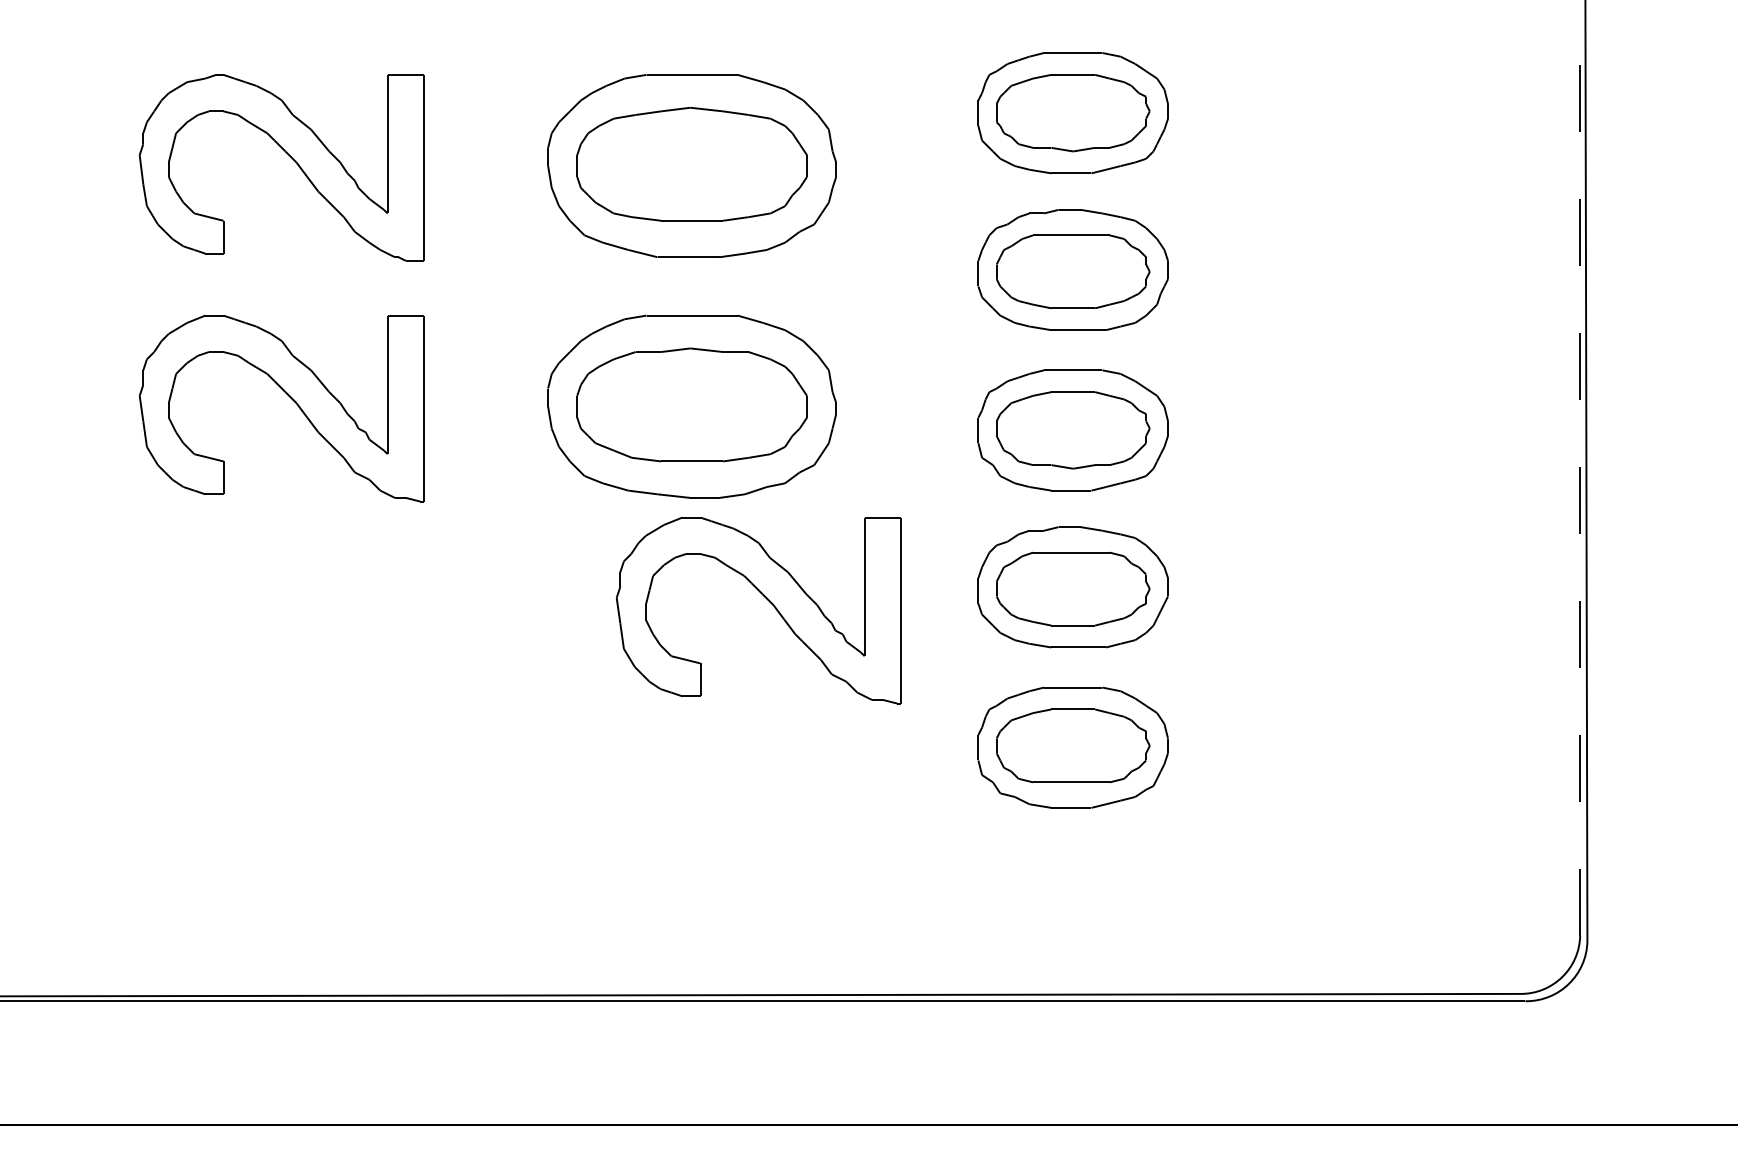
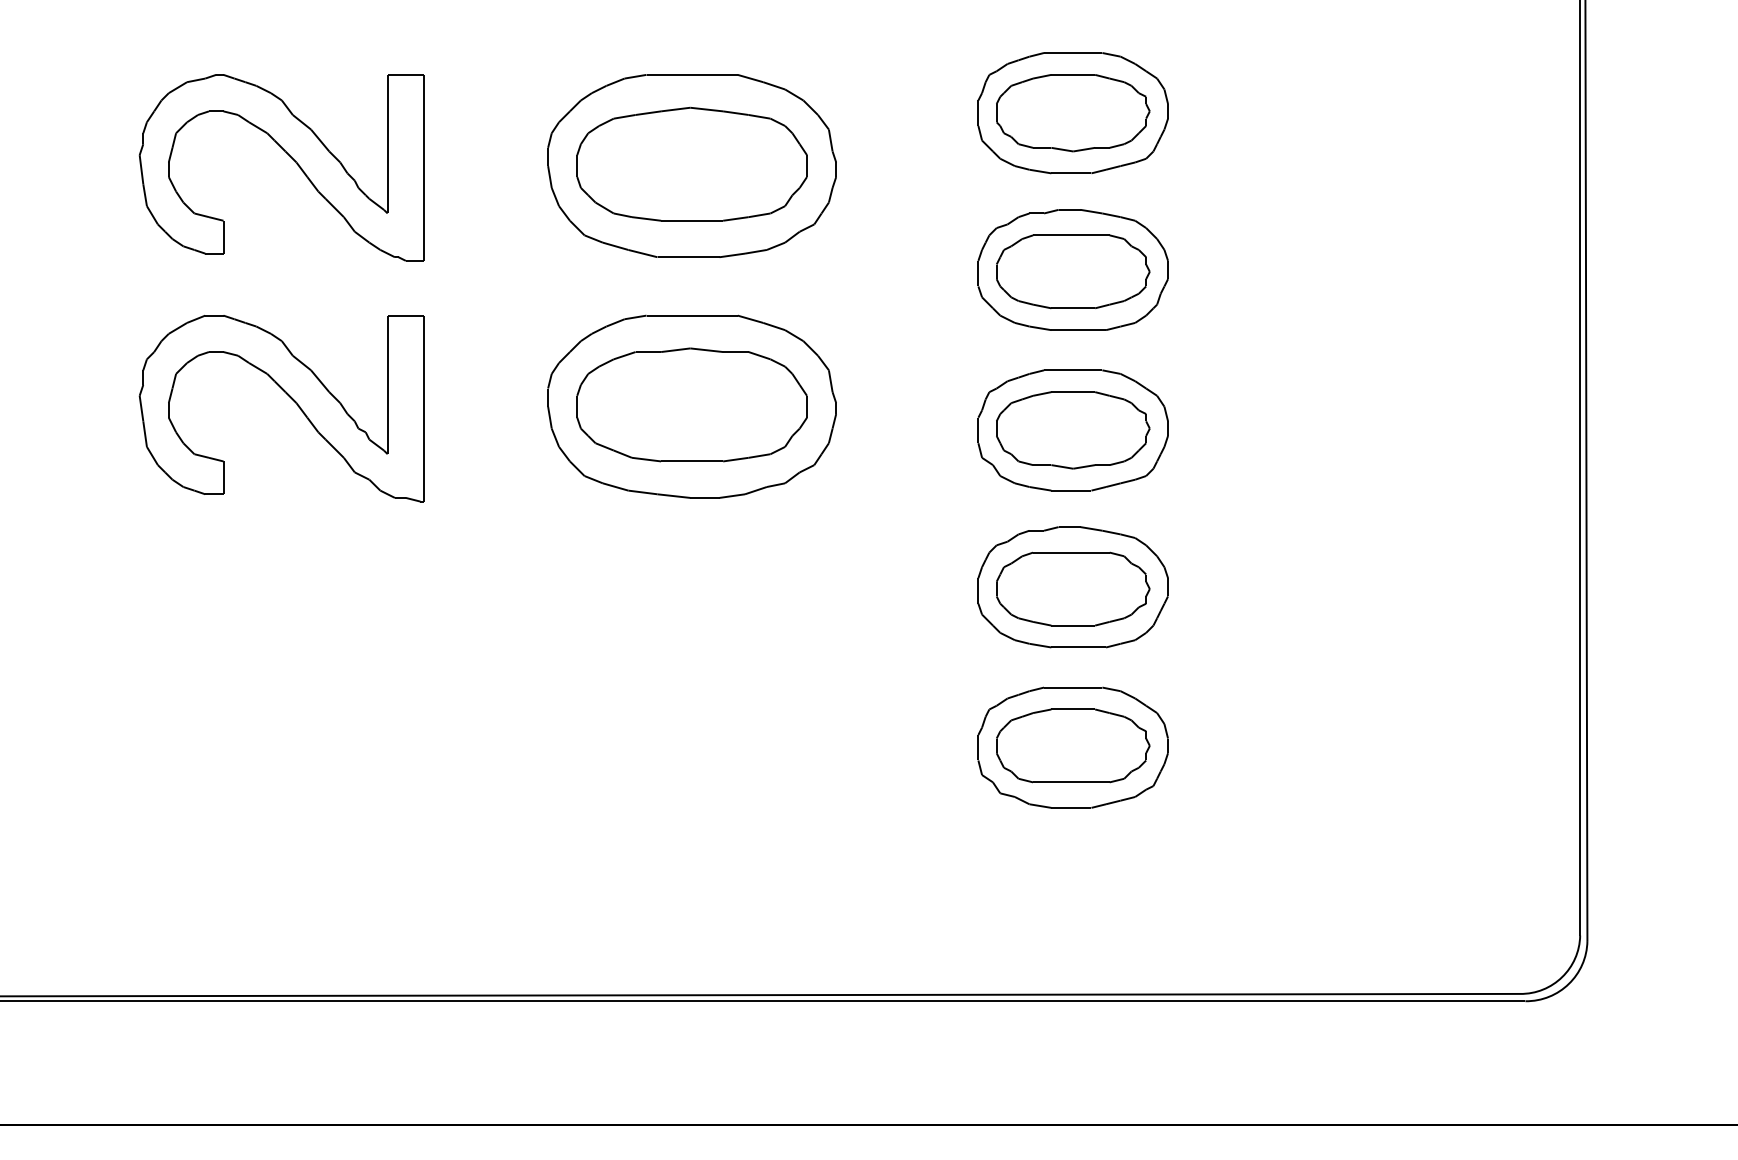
line: dashed -> solid (1580, 467)
part: present -> none (767, 600)
